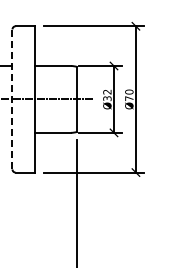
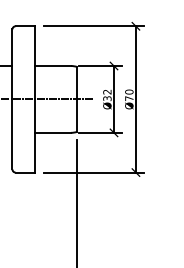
line: dashed -> solid (12, 98)
